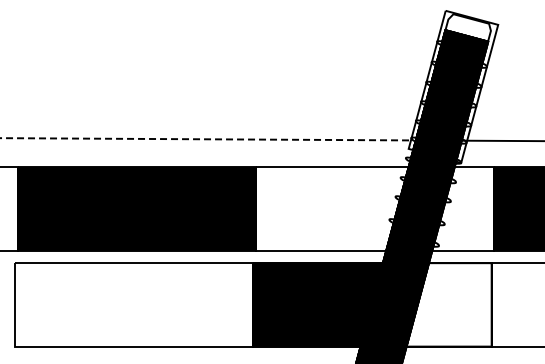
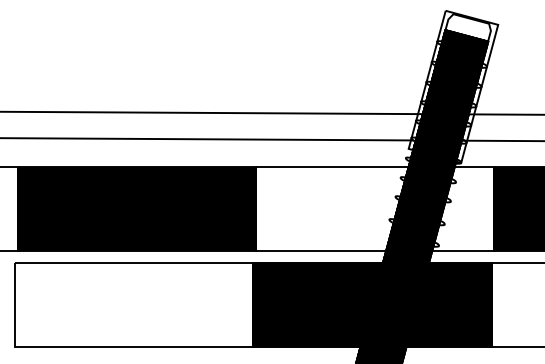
line: none -> present (271, 112)
line: dashed -> solid (207, 139)
fill: none -> present (448, 304)
